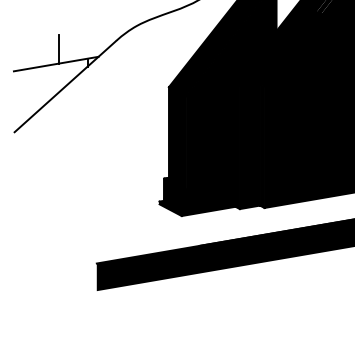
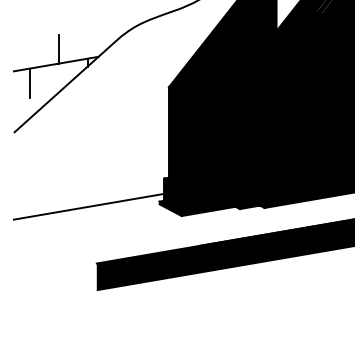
line: none -> present (29, 82)
line: none -> present (88, 206)
